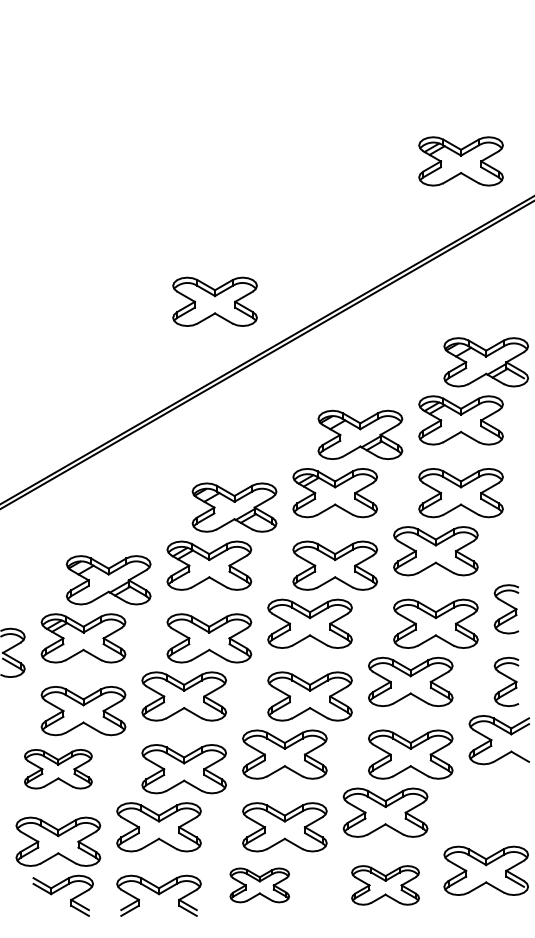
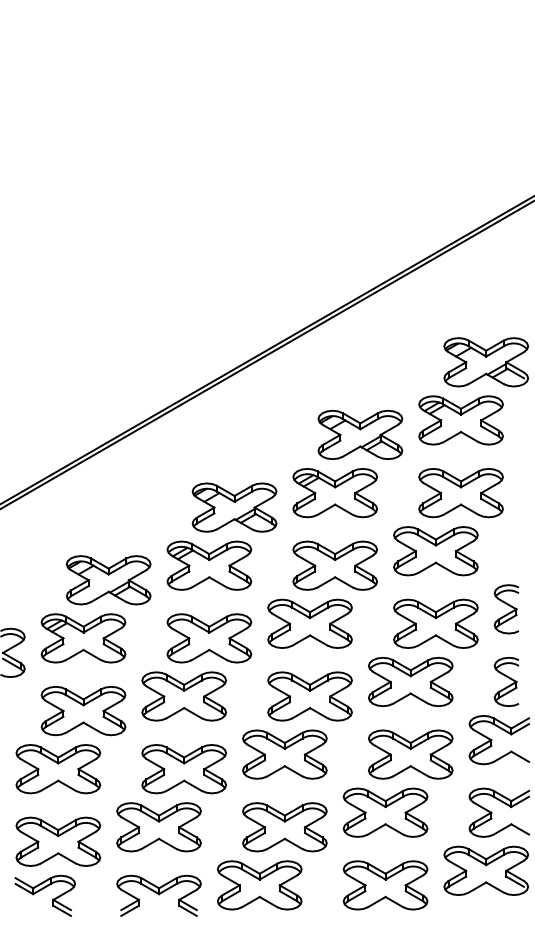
part: present -> none (460, 161)
part: present -> none (214, 301)
part size: 69x41 px -> 87x51 px (58, 769)
part: none -> present (492, 812)
part size: 61x37 px -> 86x51 px (259, 885)
part size: 69x41 px -> 87x51 px (385, 885)
part position: (62, 895) -> (44, 895) (44, 895)
